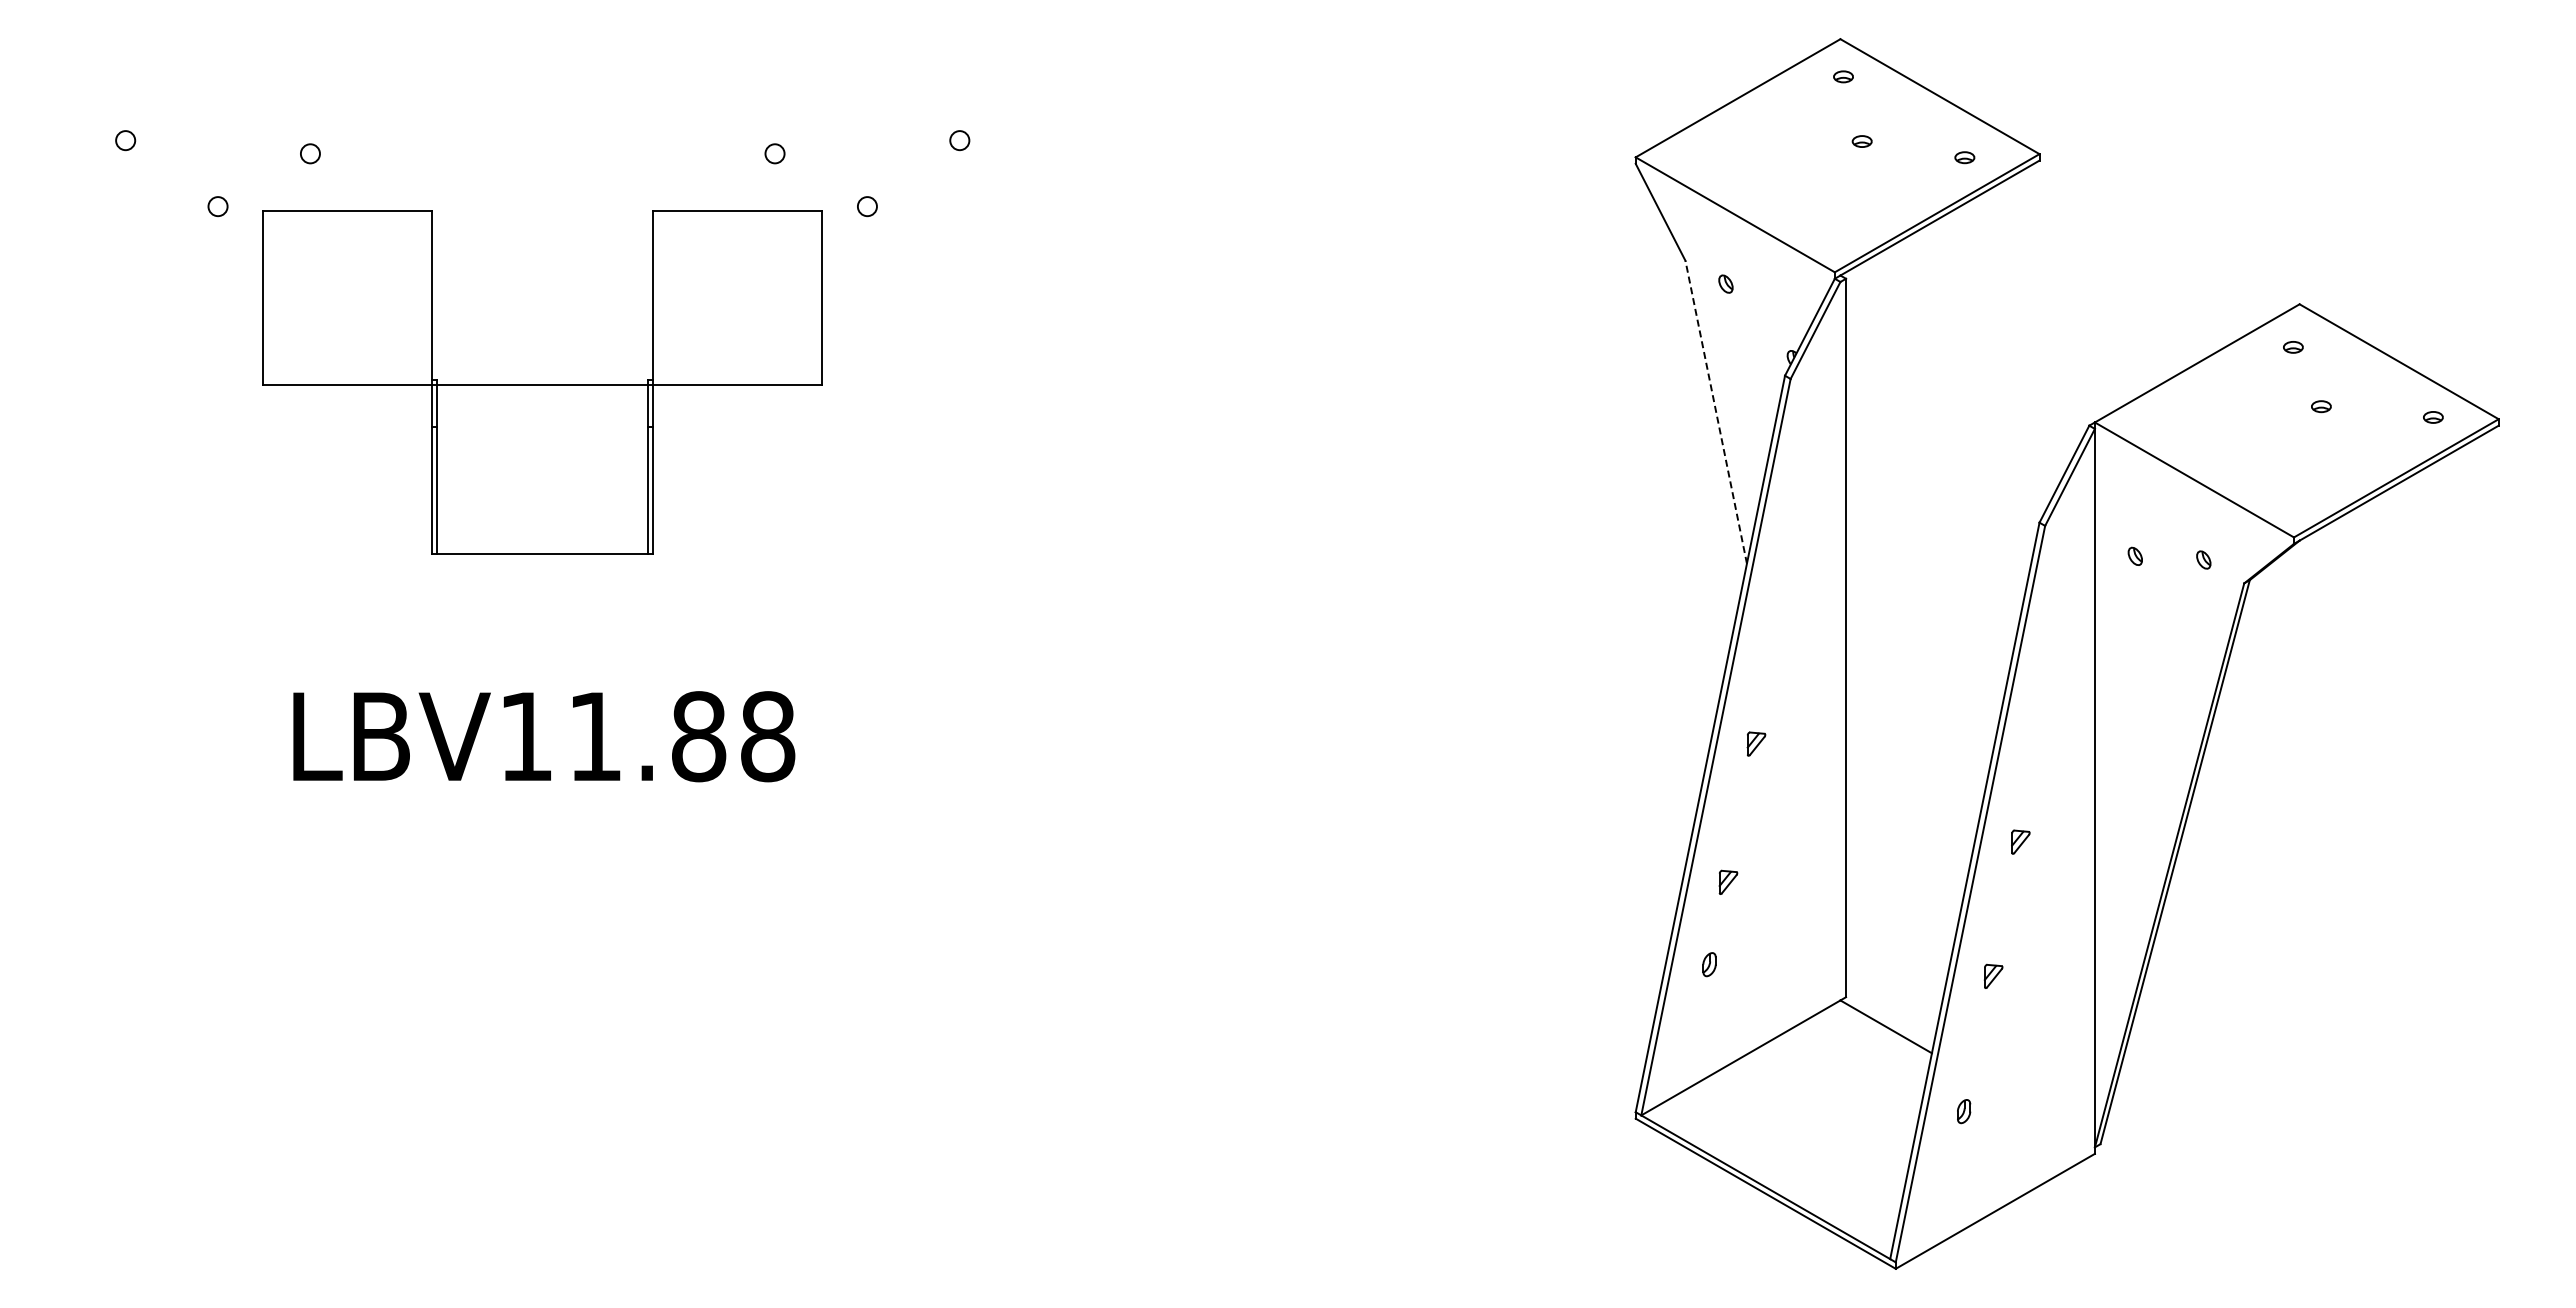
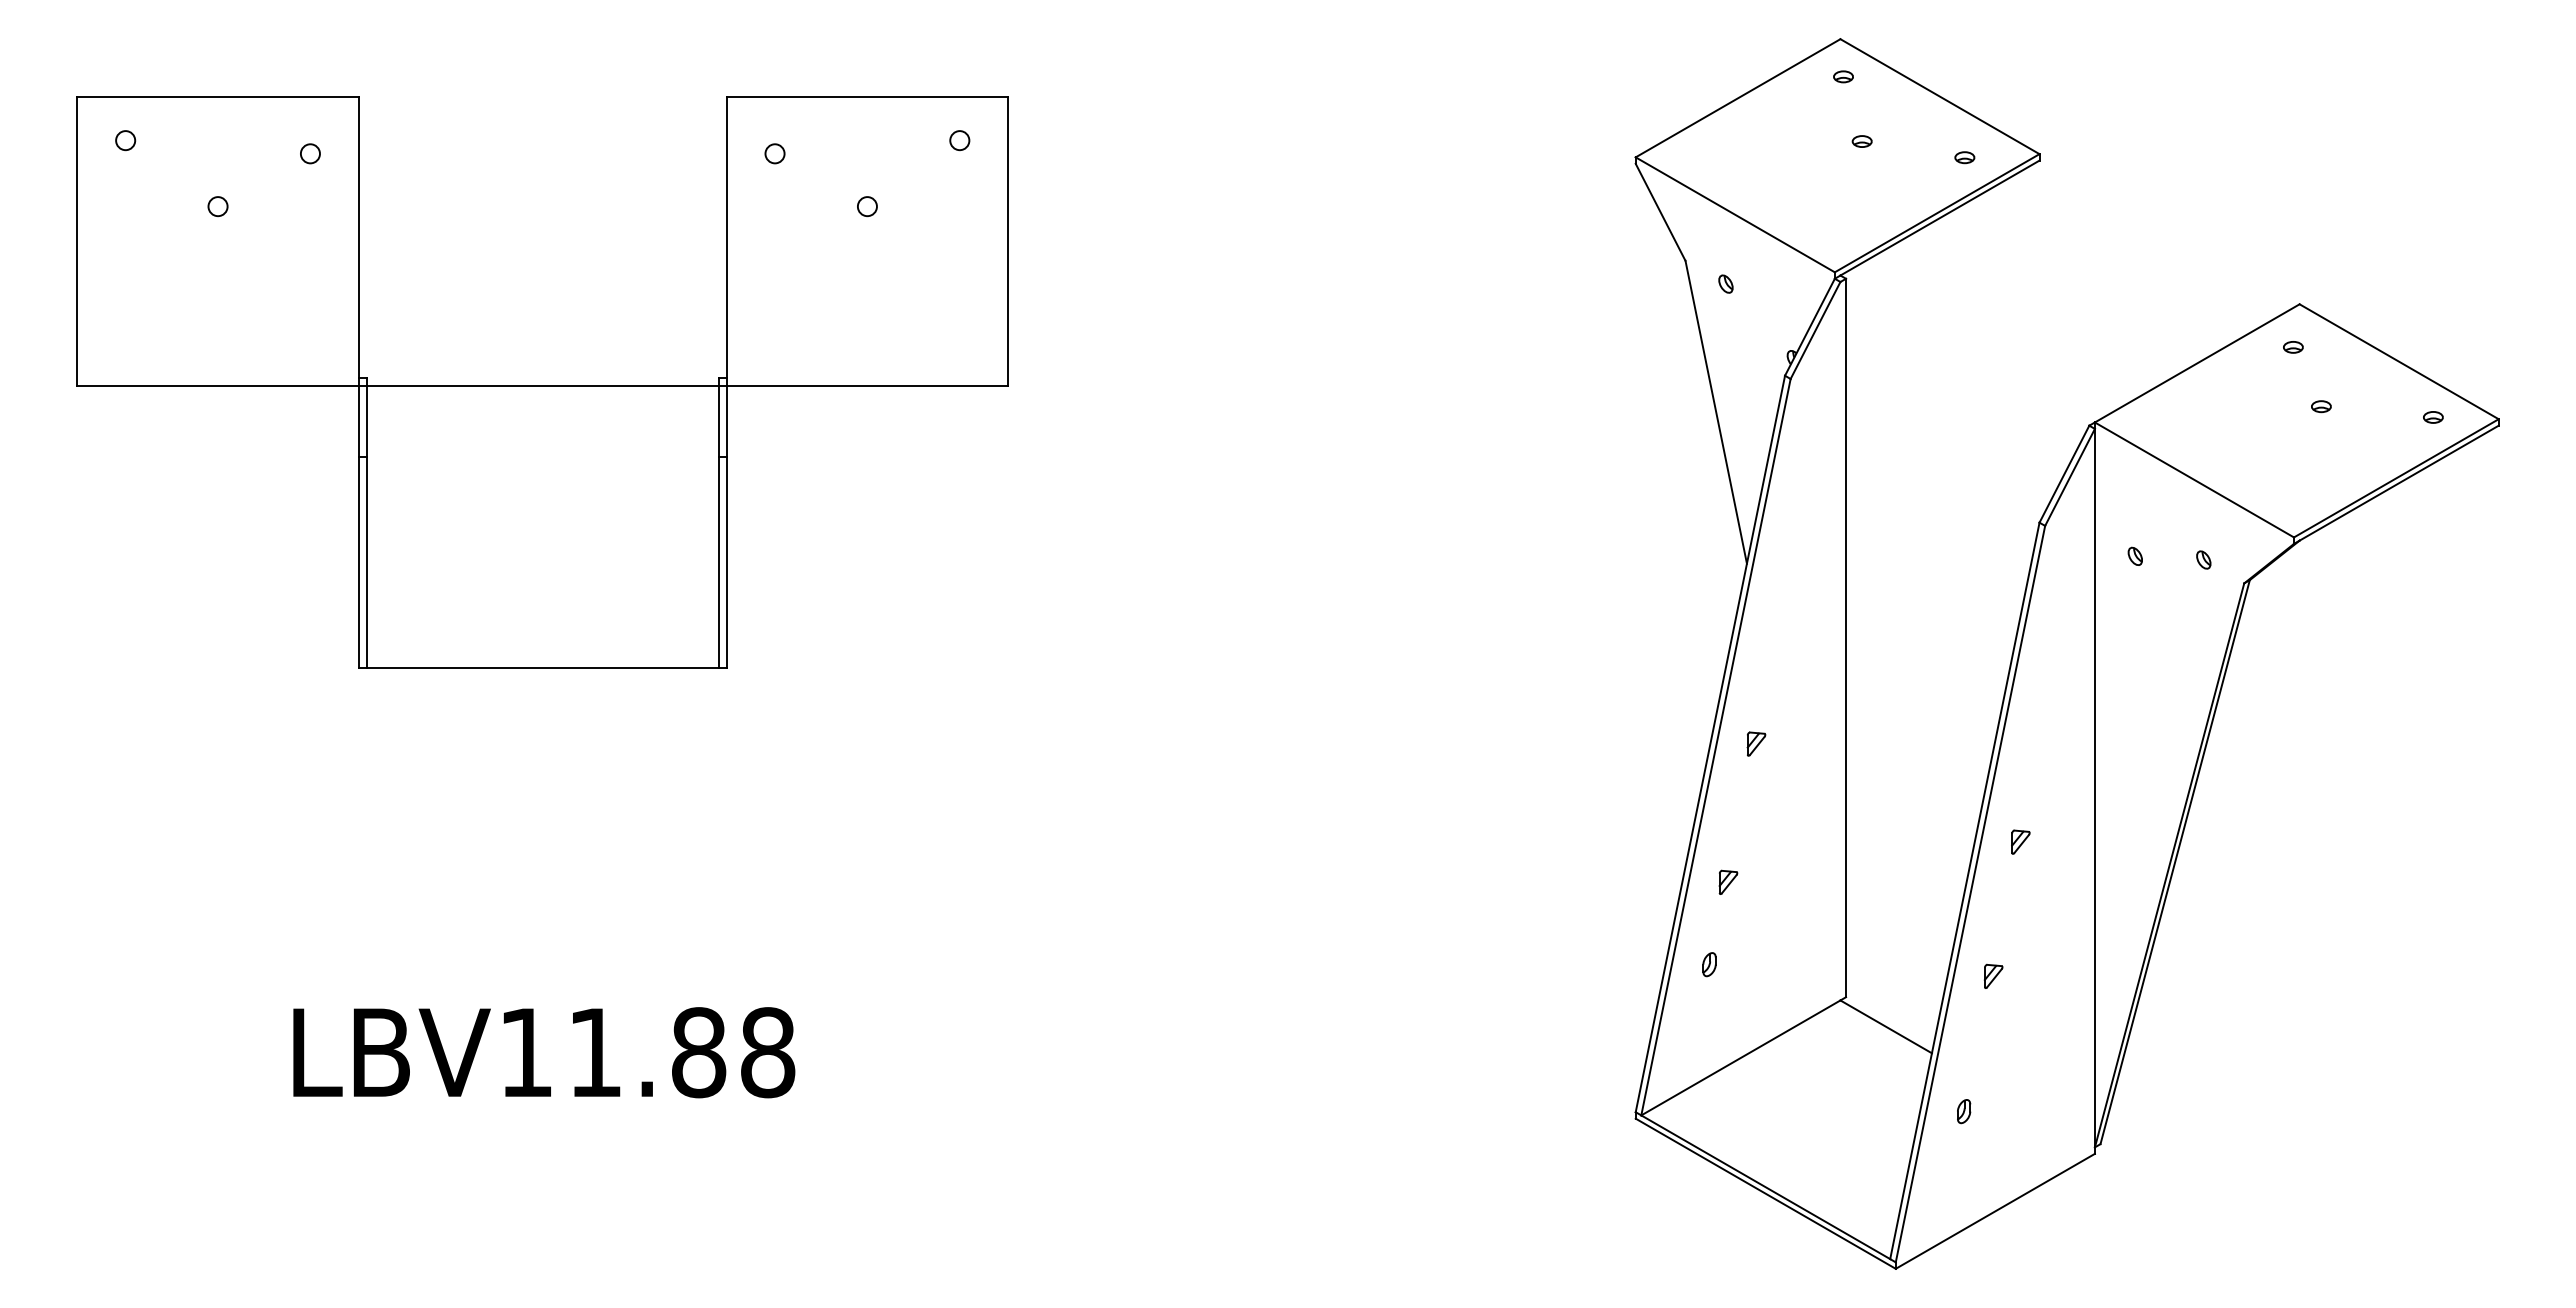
part size: 561x345 px -> 933x573 px (542, 382)
line: dashed -> solid (1716, 412)
text position: (544, 736) -> (544, 1052) (544, 1052)
